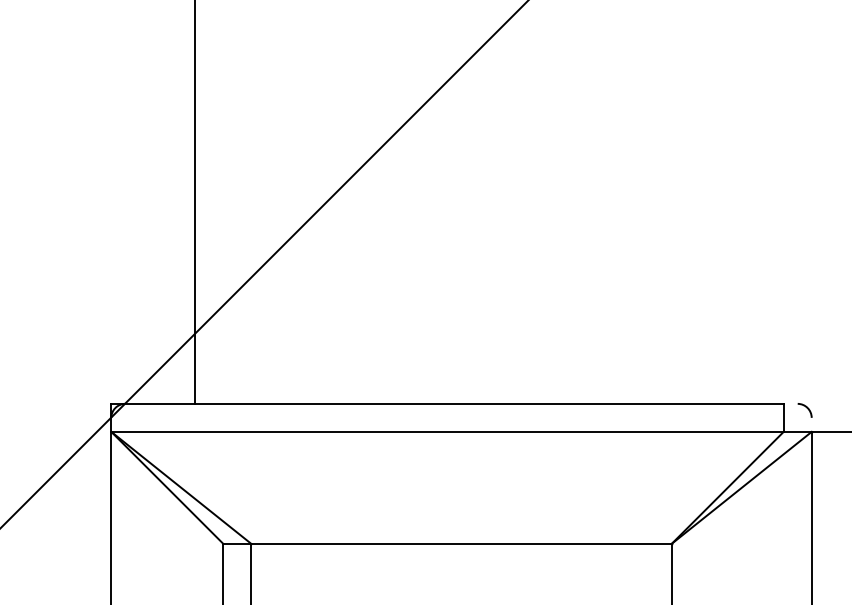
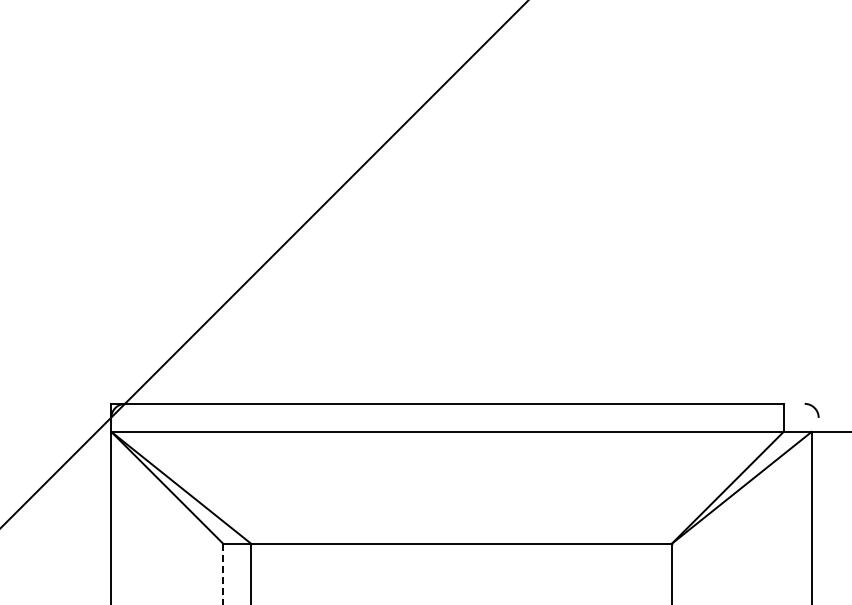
line: present -> none (195, 202)
curve position: (806, 408) -> (813, 408) (813, 408)
line: solid -> dashed (223, 574)
